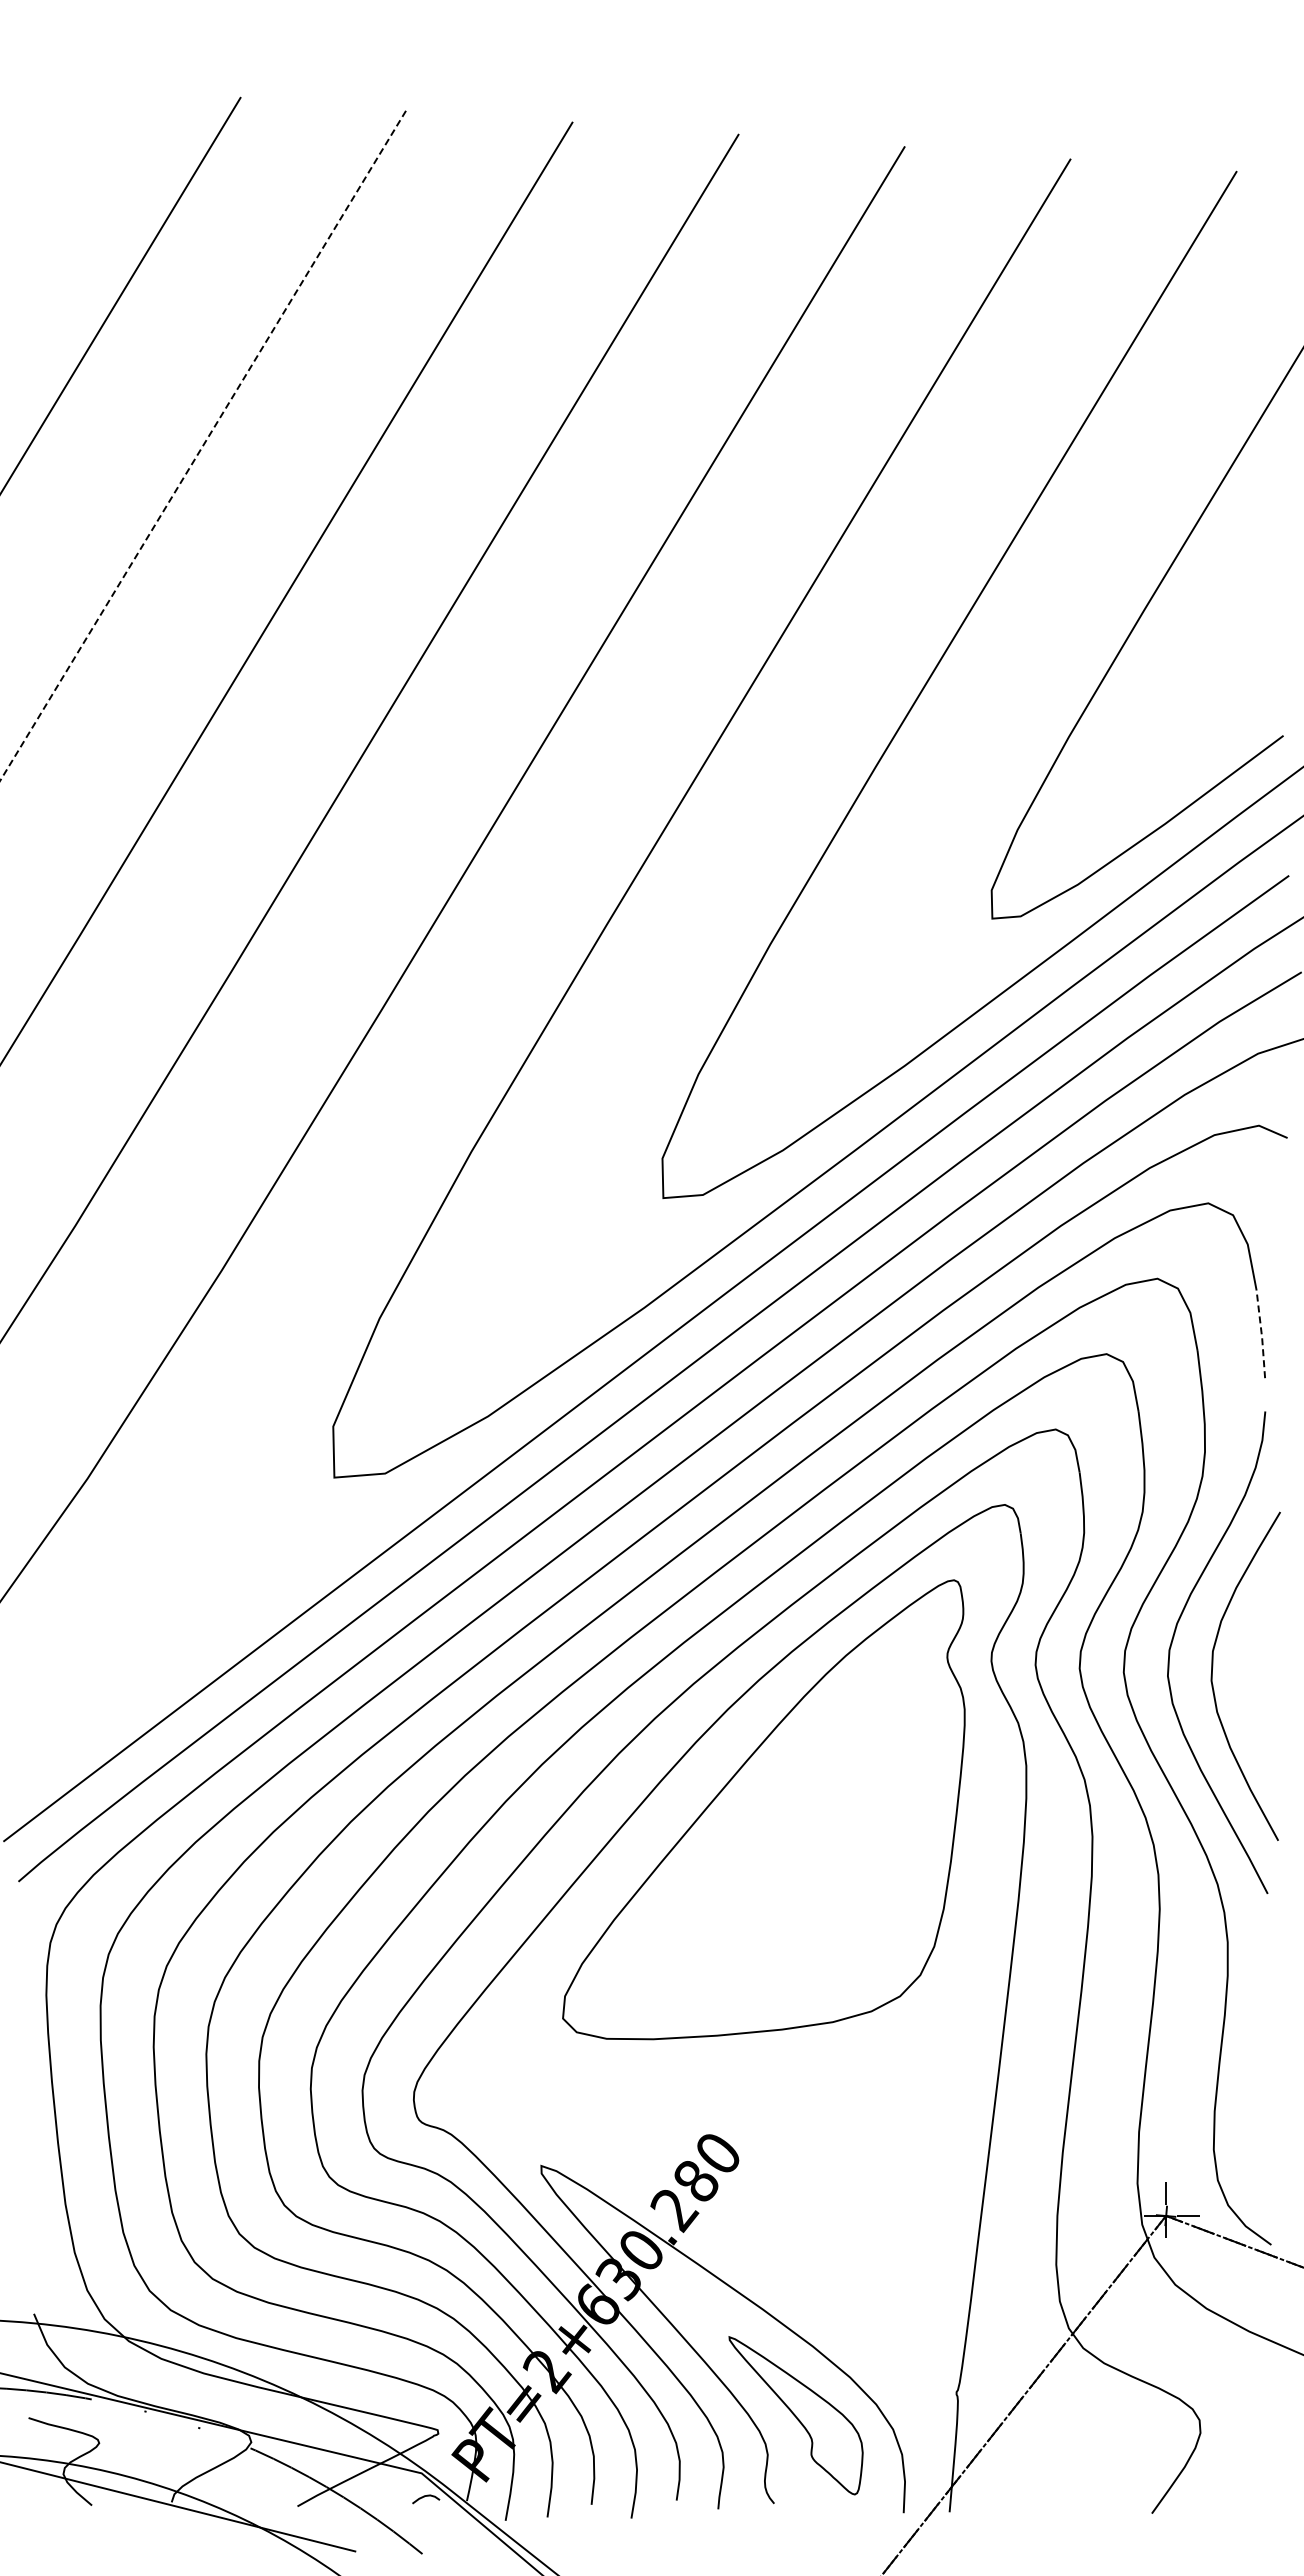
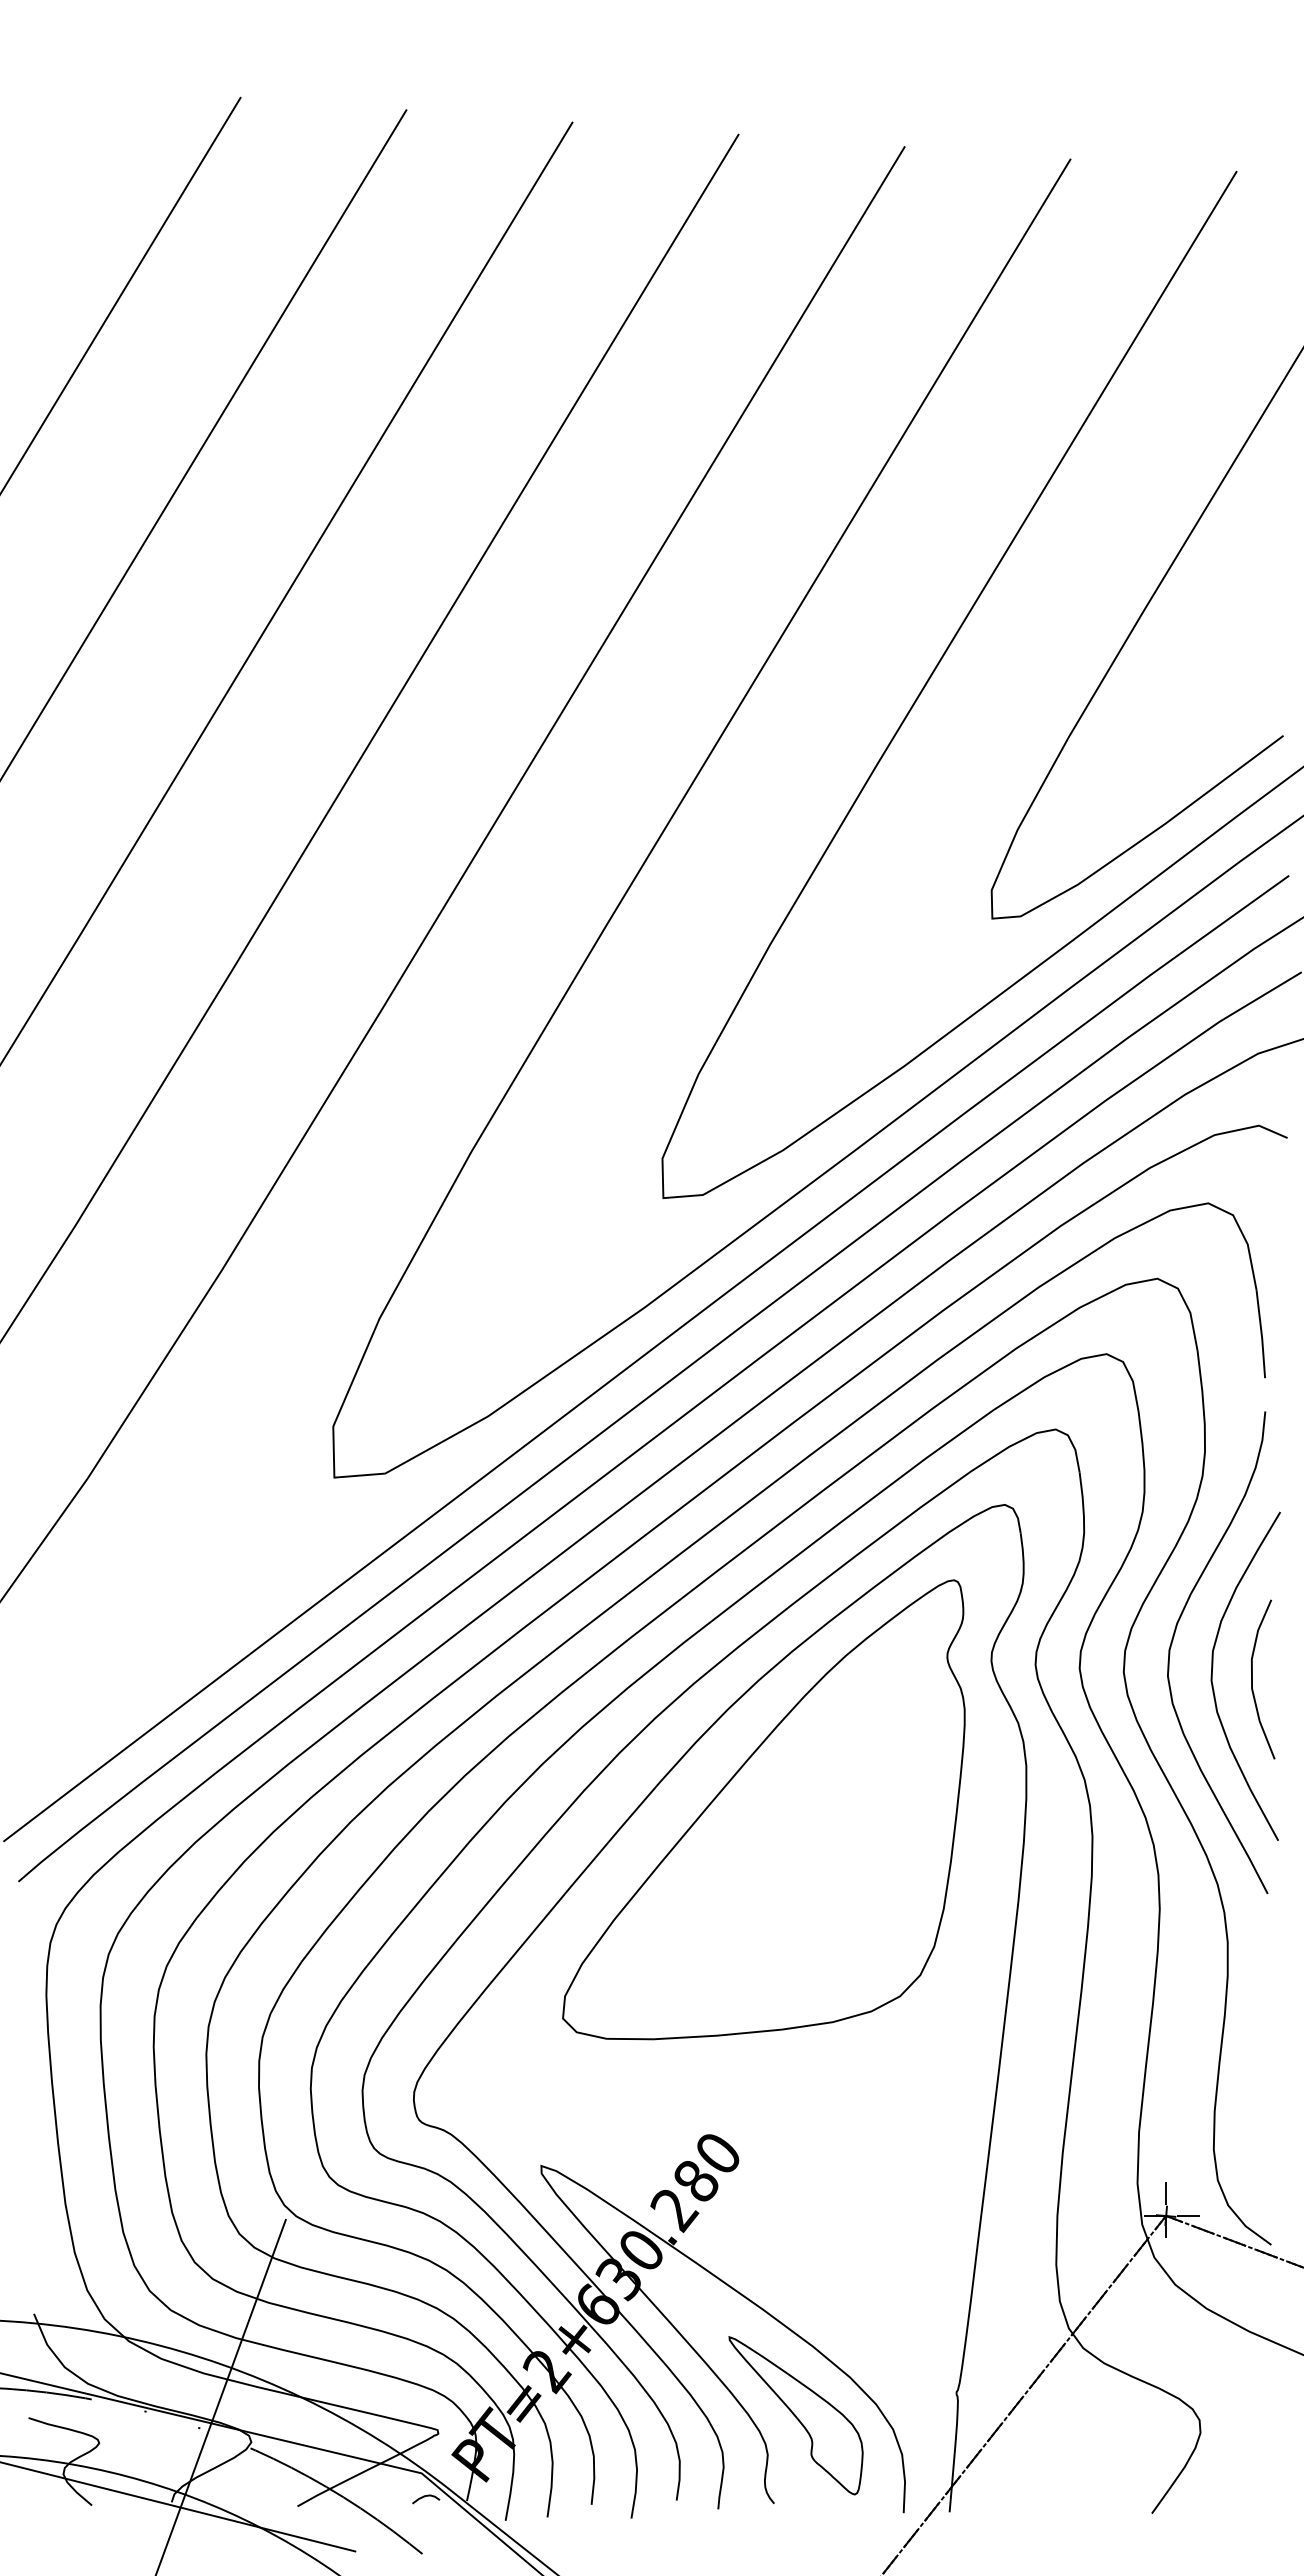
line: dashed -> solid (203, 444)
line: dashed -> solid (1261, 1334)
curve: none -> present (1252, 1679)
line: none -> present (220, 2395)
